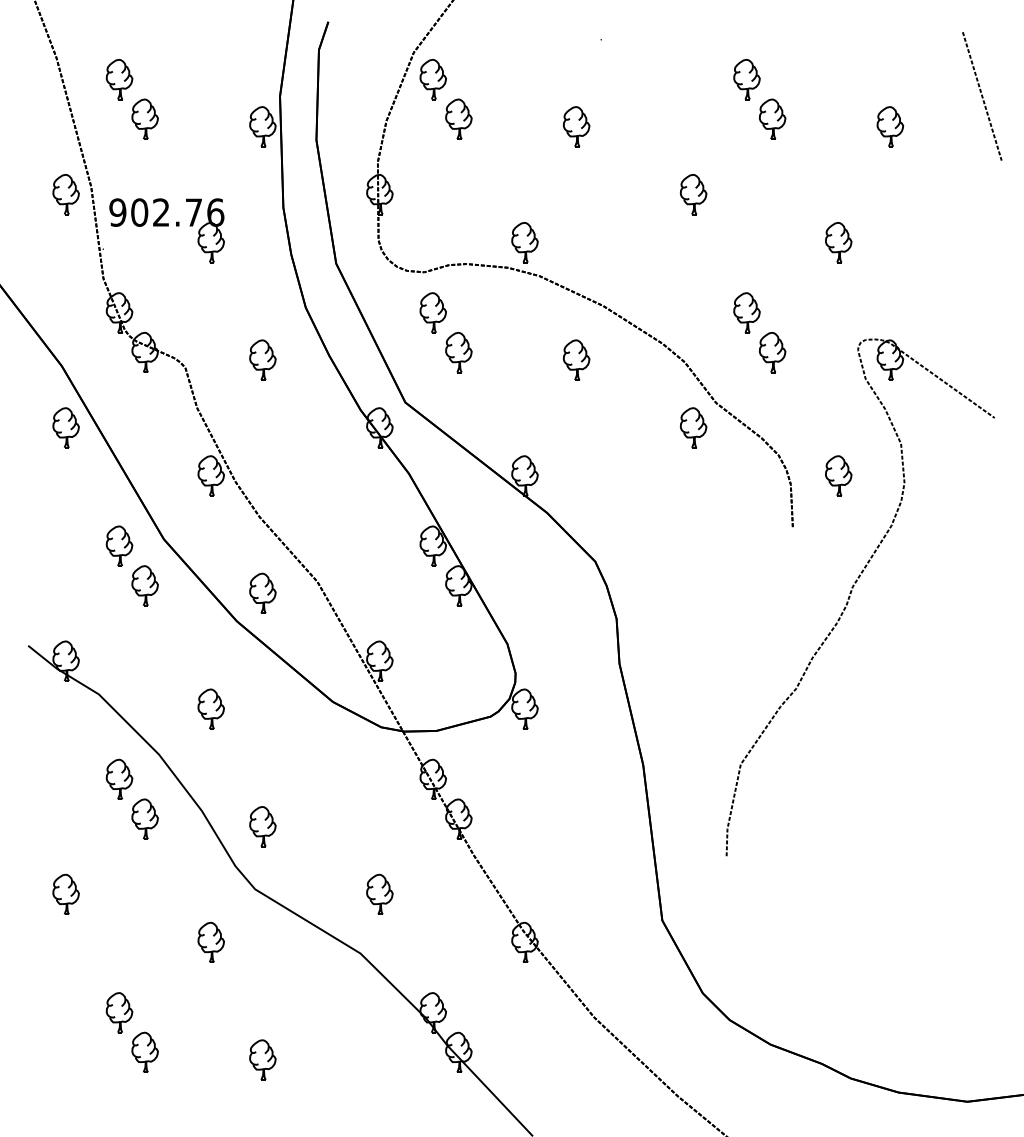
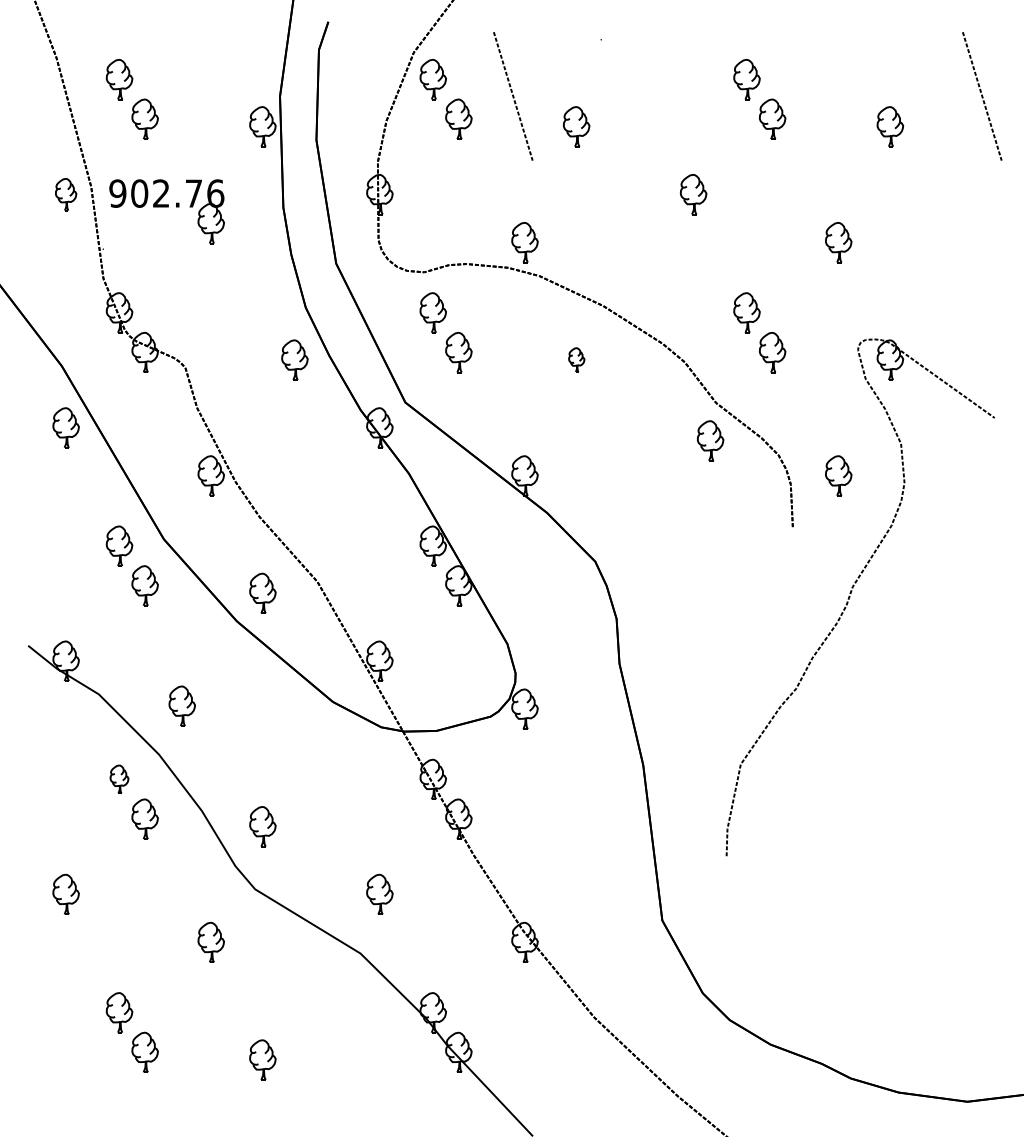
line: none -> present (513, 96)
part size: 28x42 px -> 23x34 px (66, 194)
part position: (166, 230) -> (166, 211) (166, 211)
part position: (262, 359) -> (294, 359) (294, 359)
part size: 28x42 px -> 18x26 px (576, 359)
part position: (693, 427) -> (710, 440) (710, 440)
part position: (210, 708) -> (181, 705) (181, 705)
part size: 29x42 px -> 21x30 px (119, 778)
